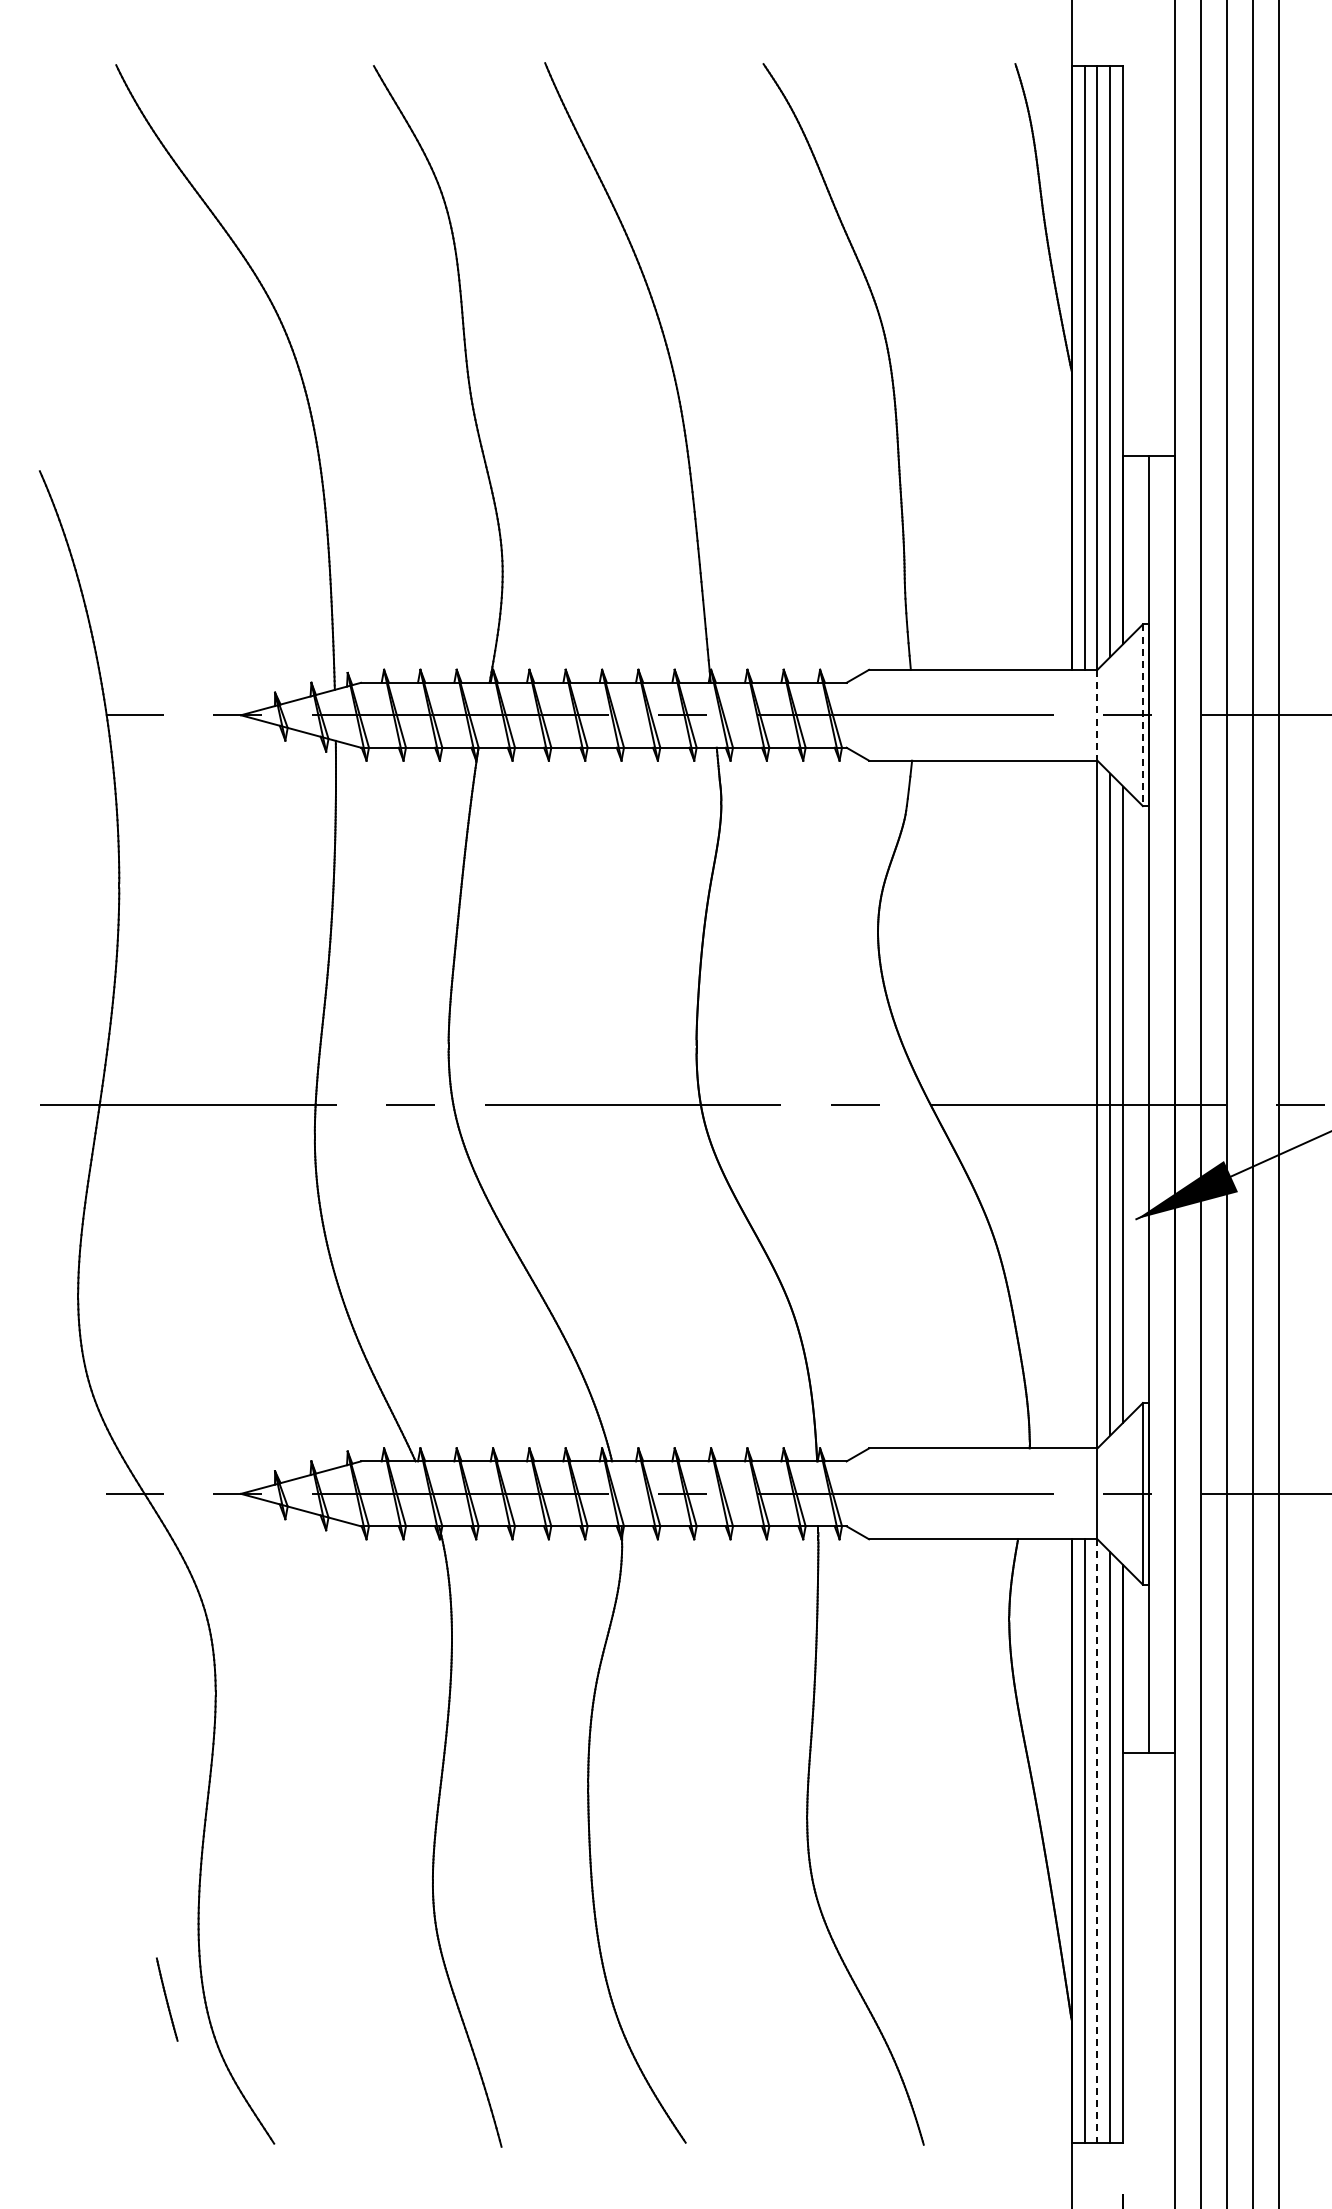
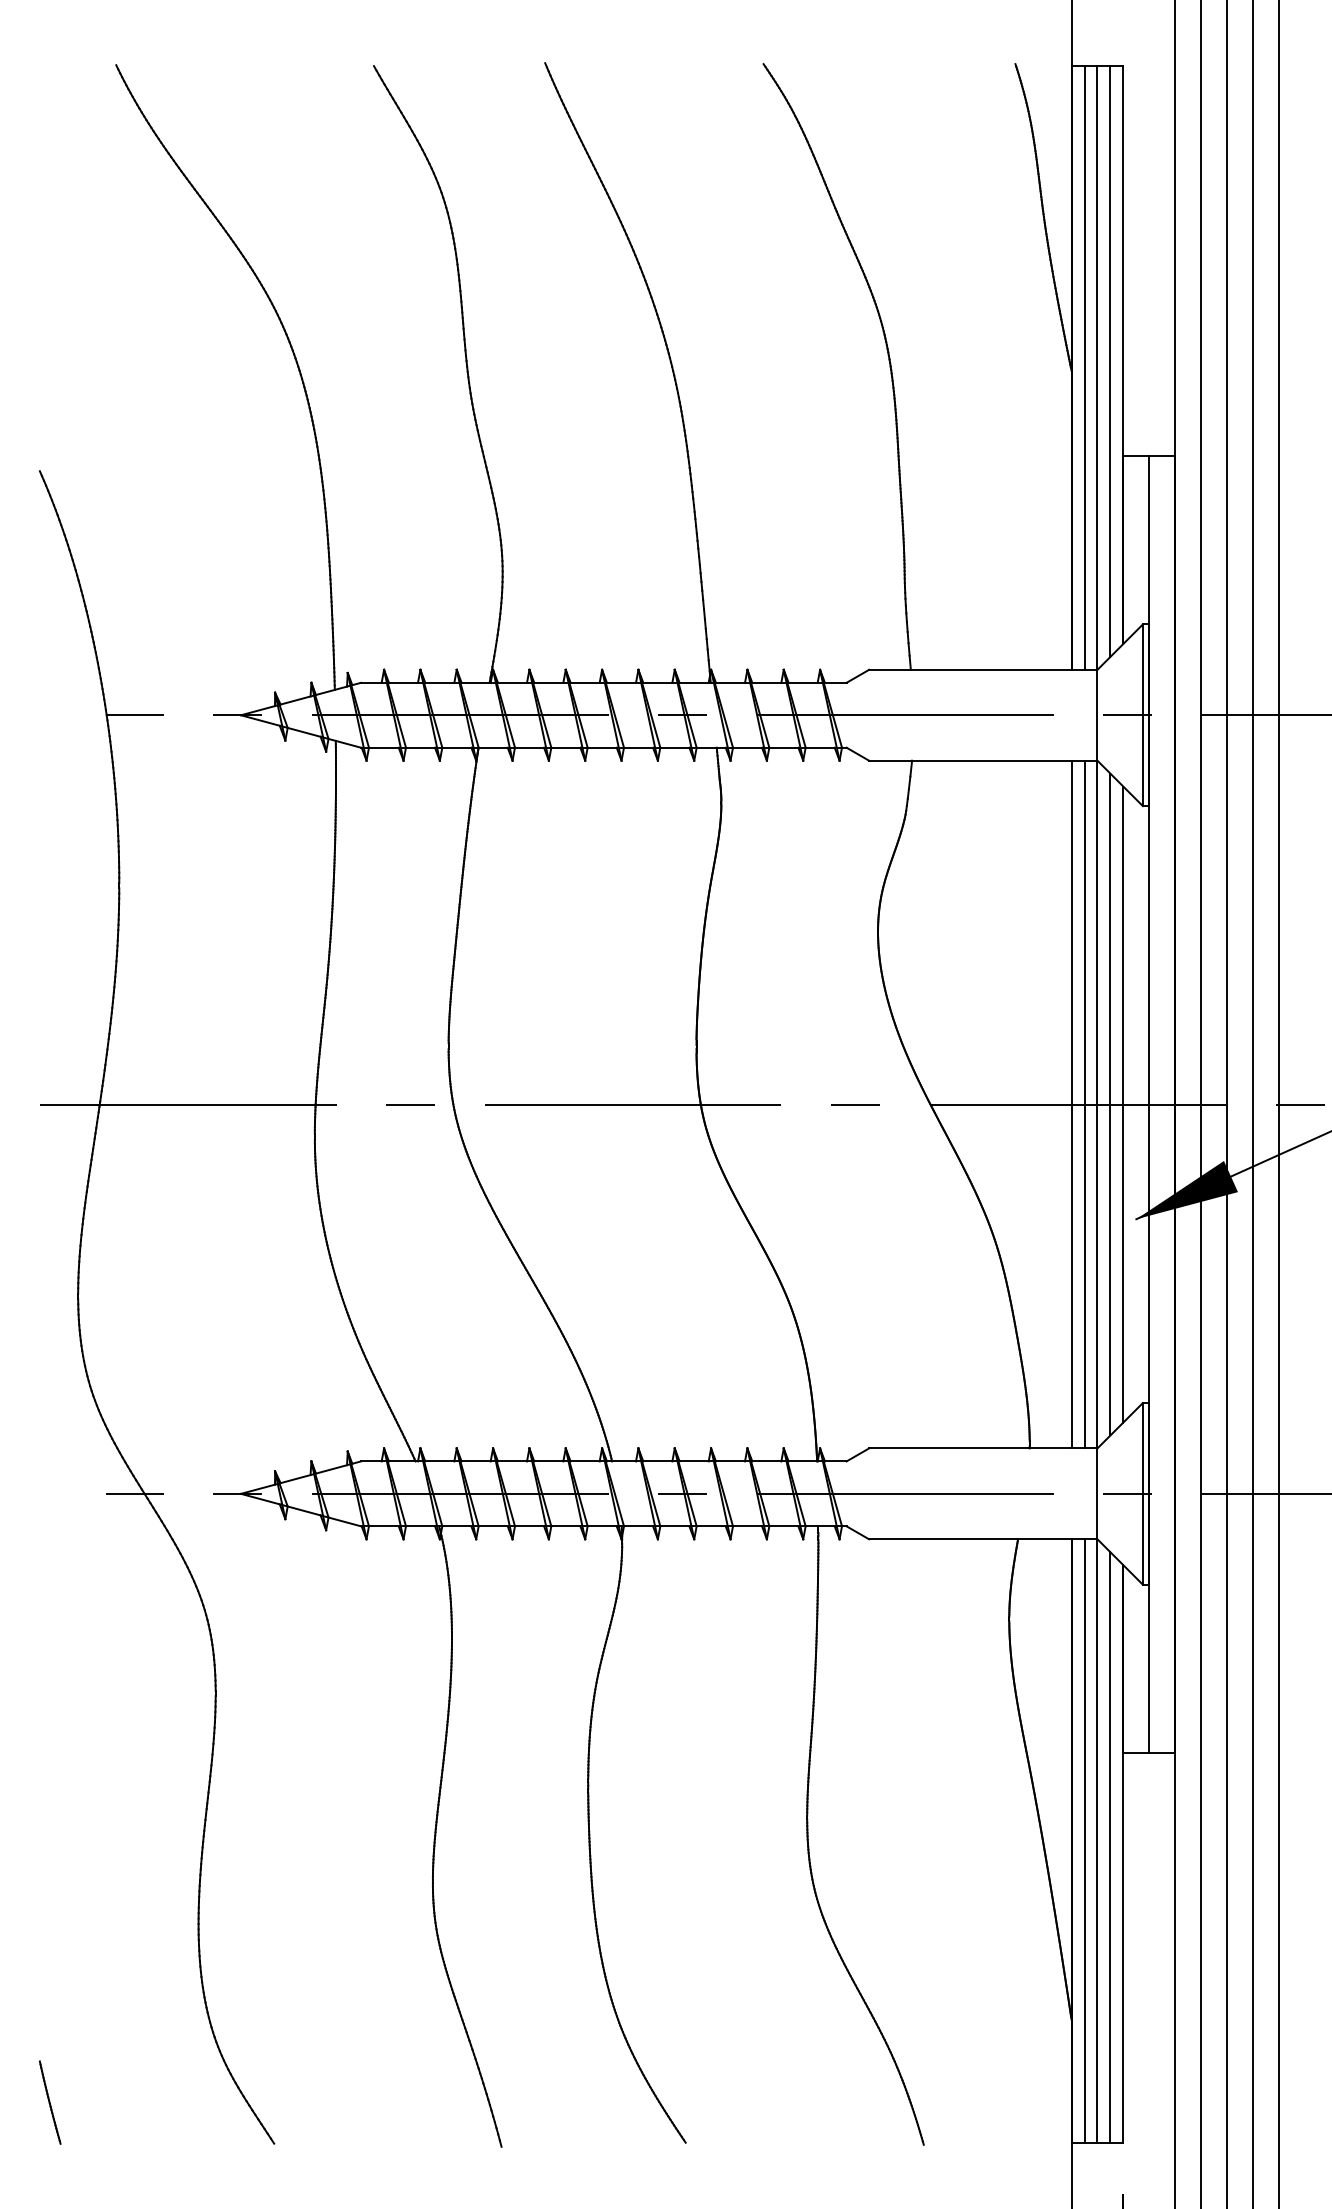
line: dashed -> solid (1097, 715)
line: dashed -> solid (1142, 715)
line: none -> present (1071, 1104)
line: none -> present (1084, 1104)
line: dashed -> solid (1097, 1840)
line position: (167, 1999) -> (50, 2102) (50, 2102)
